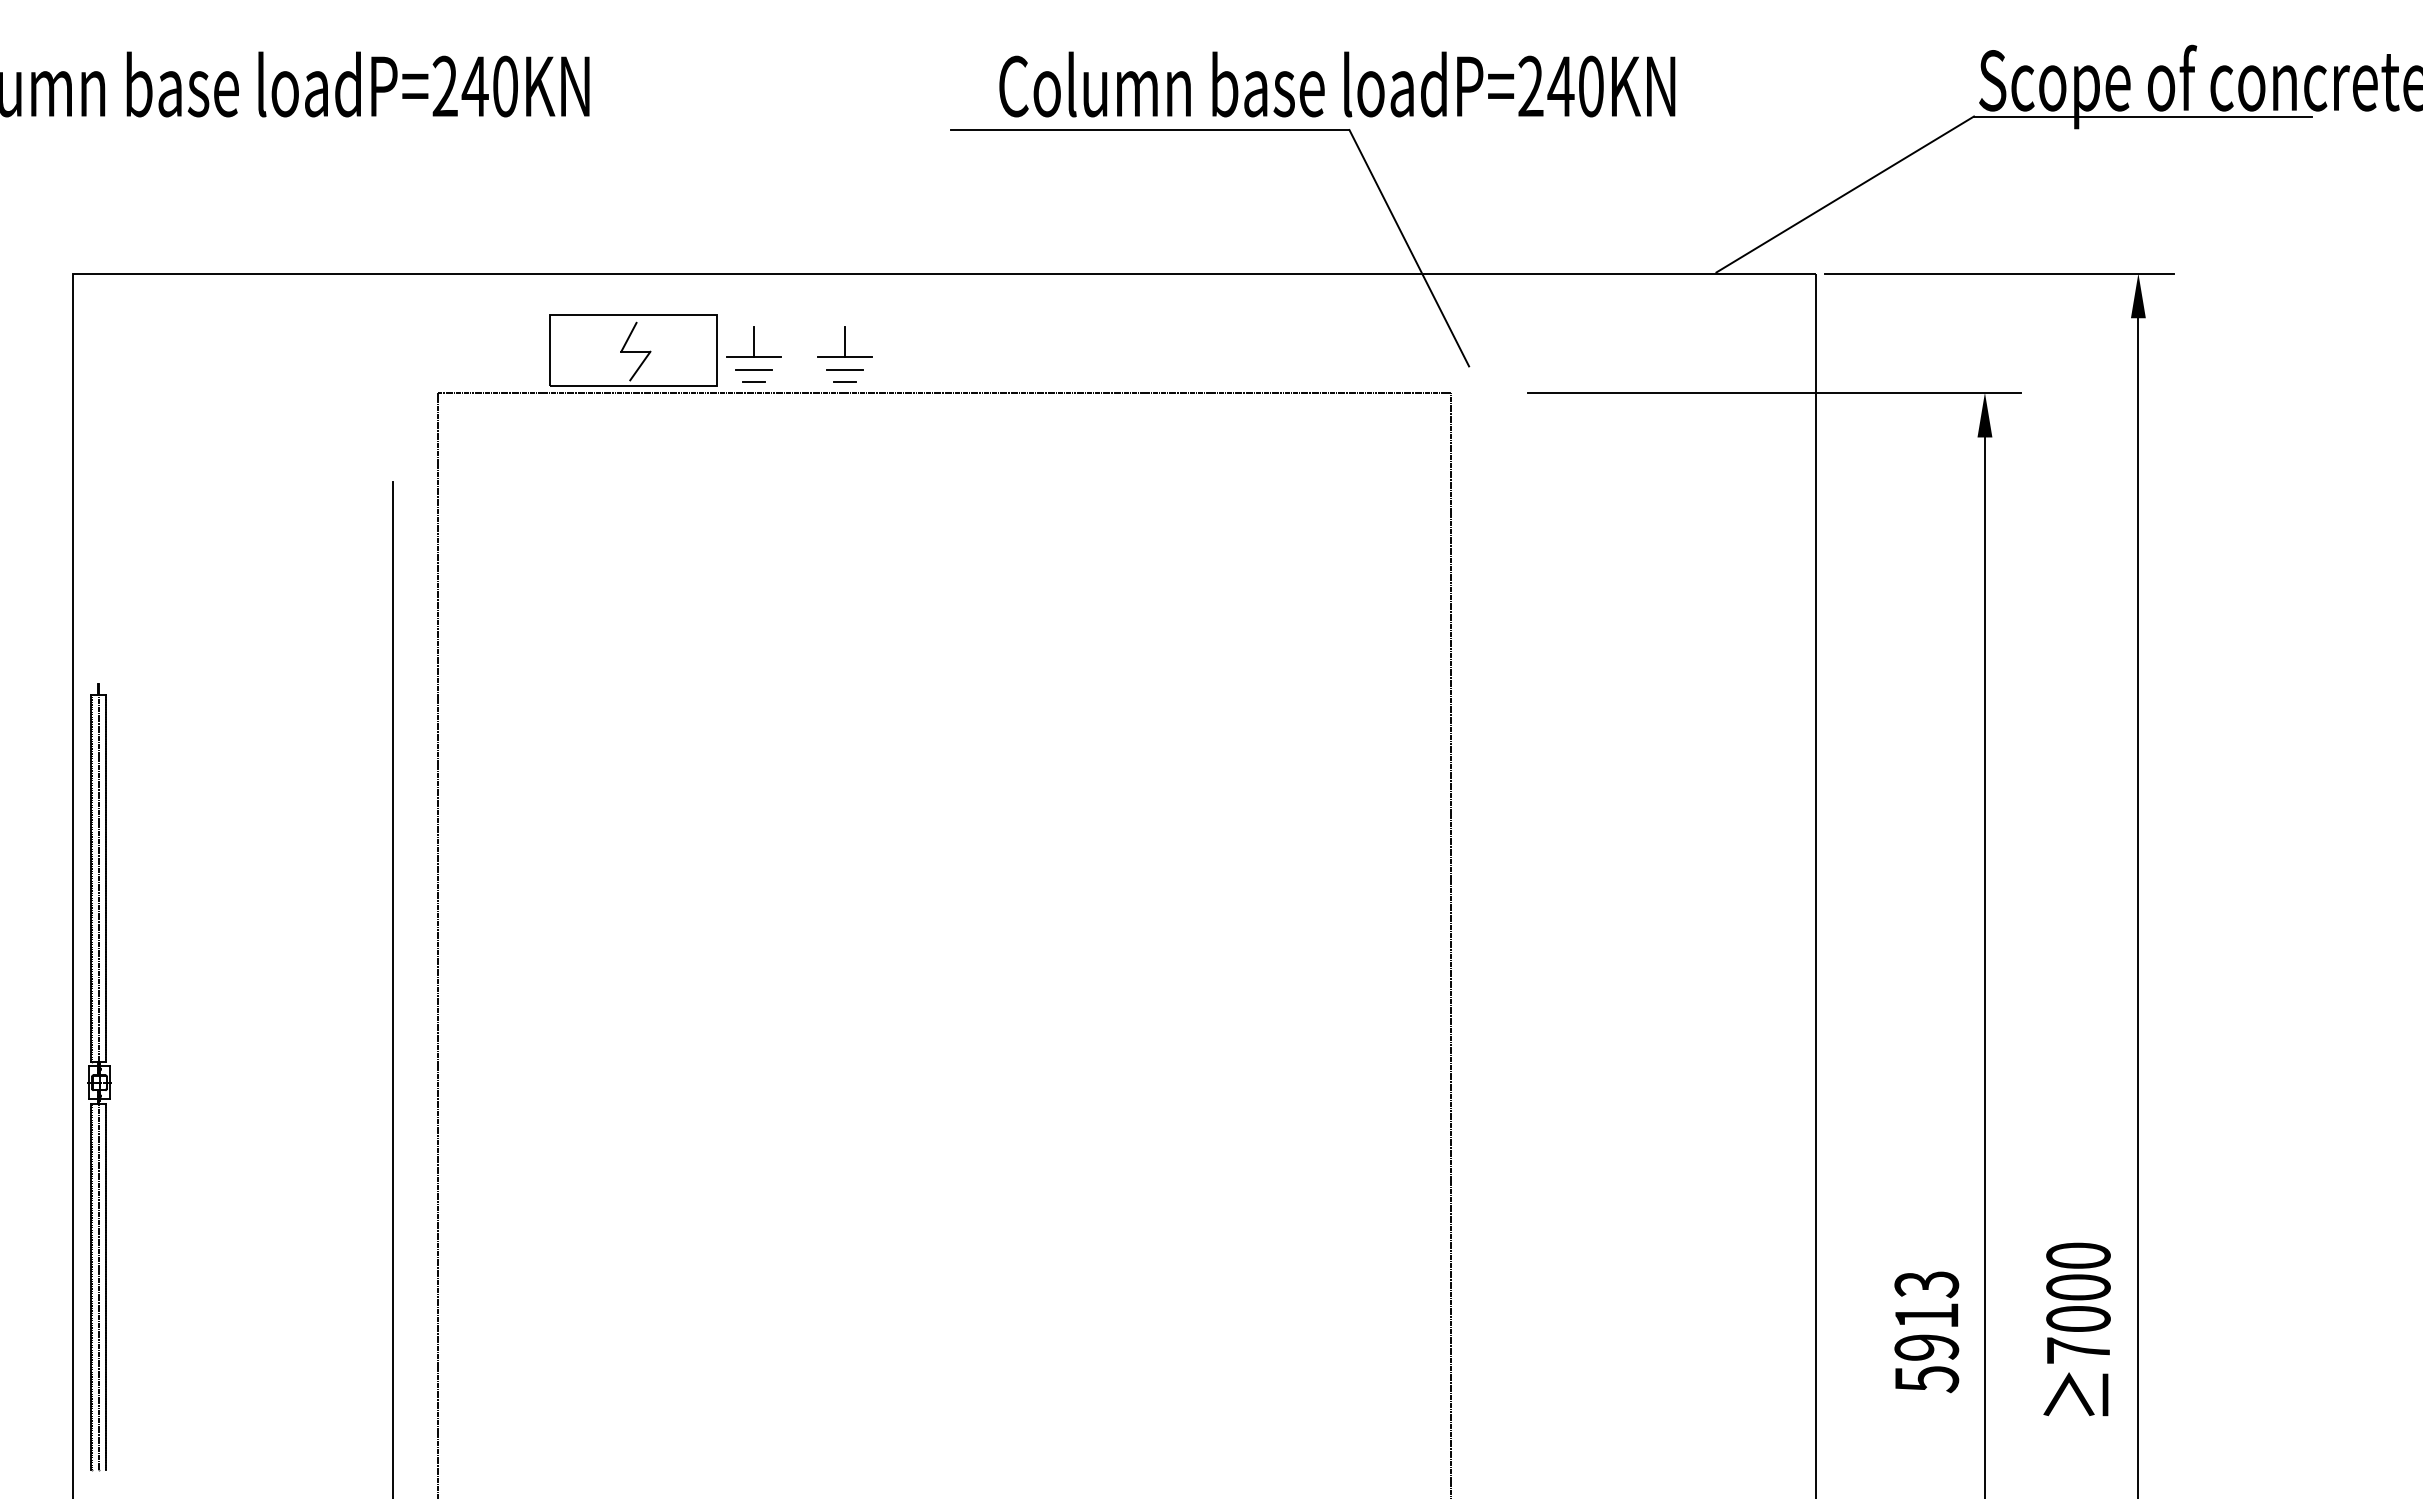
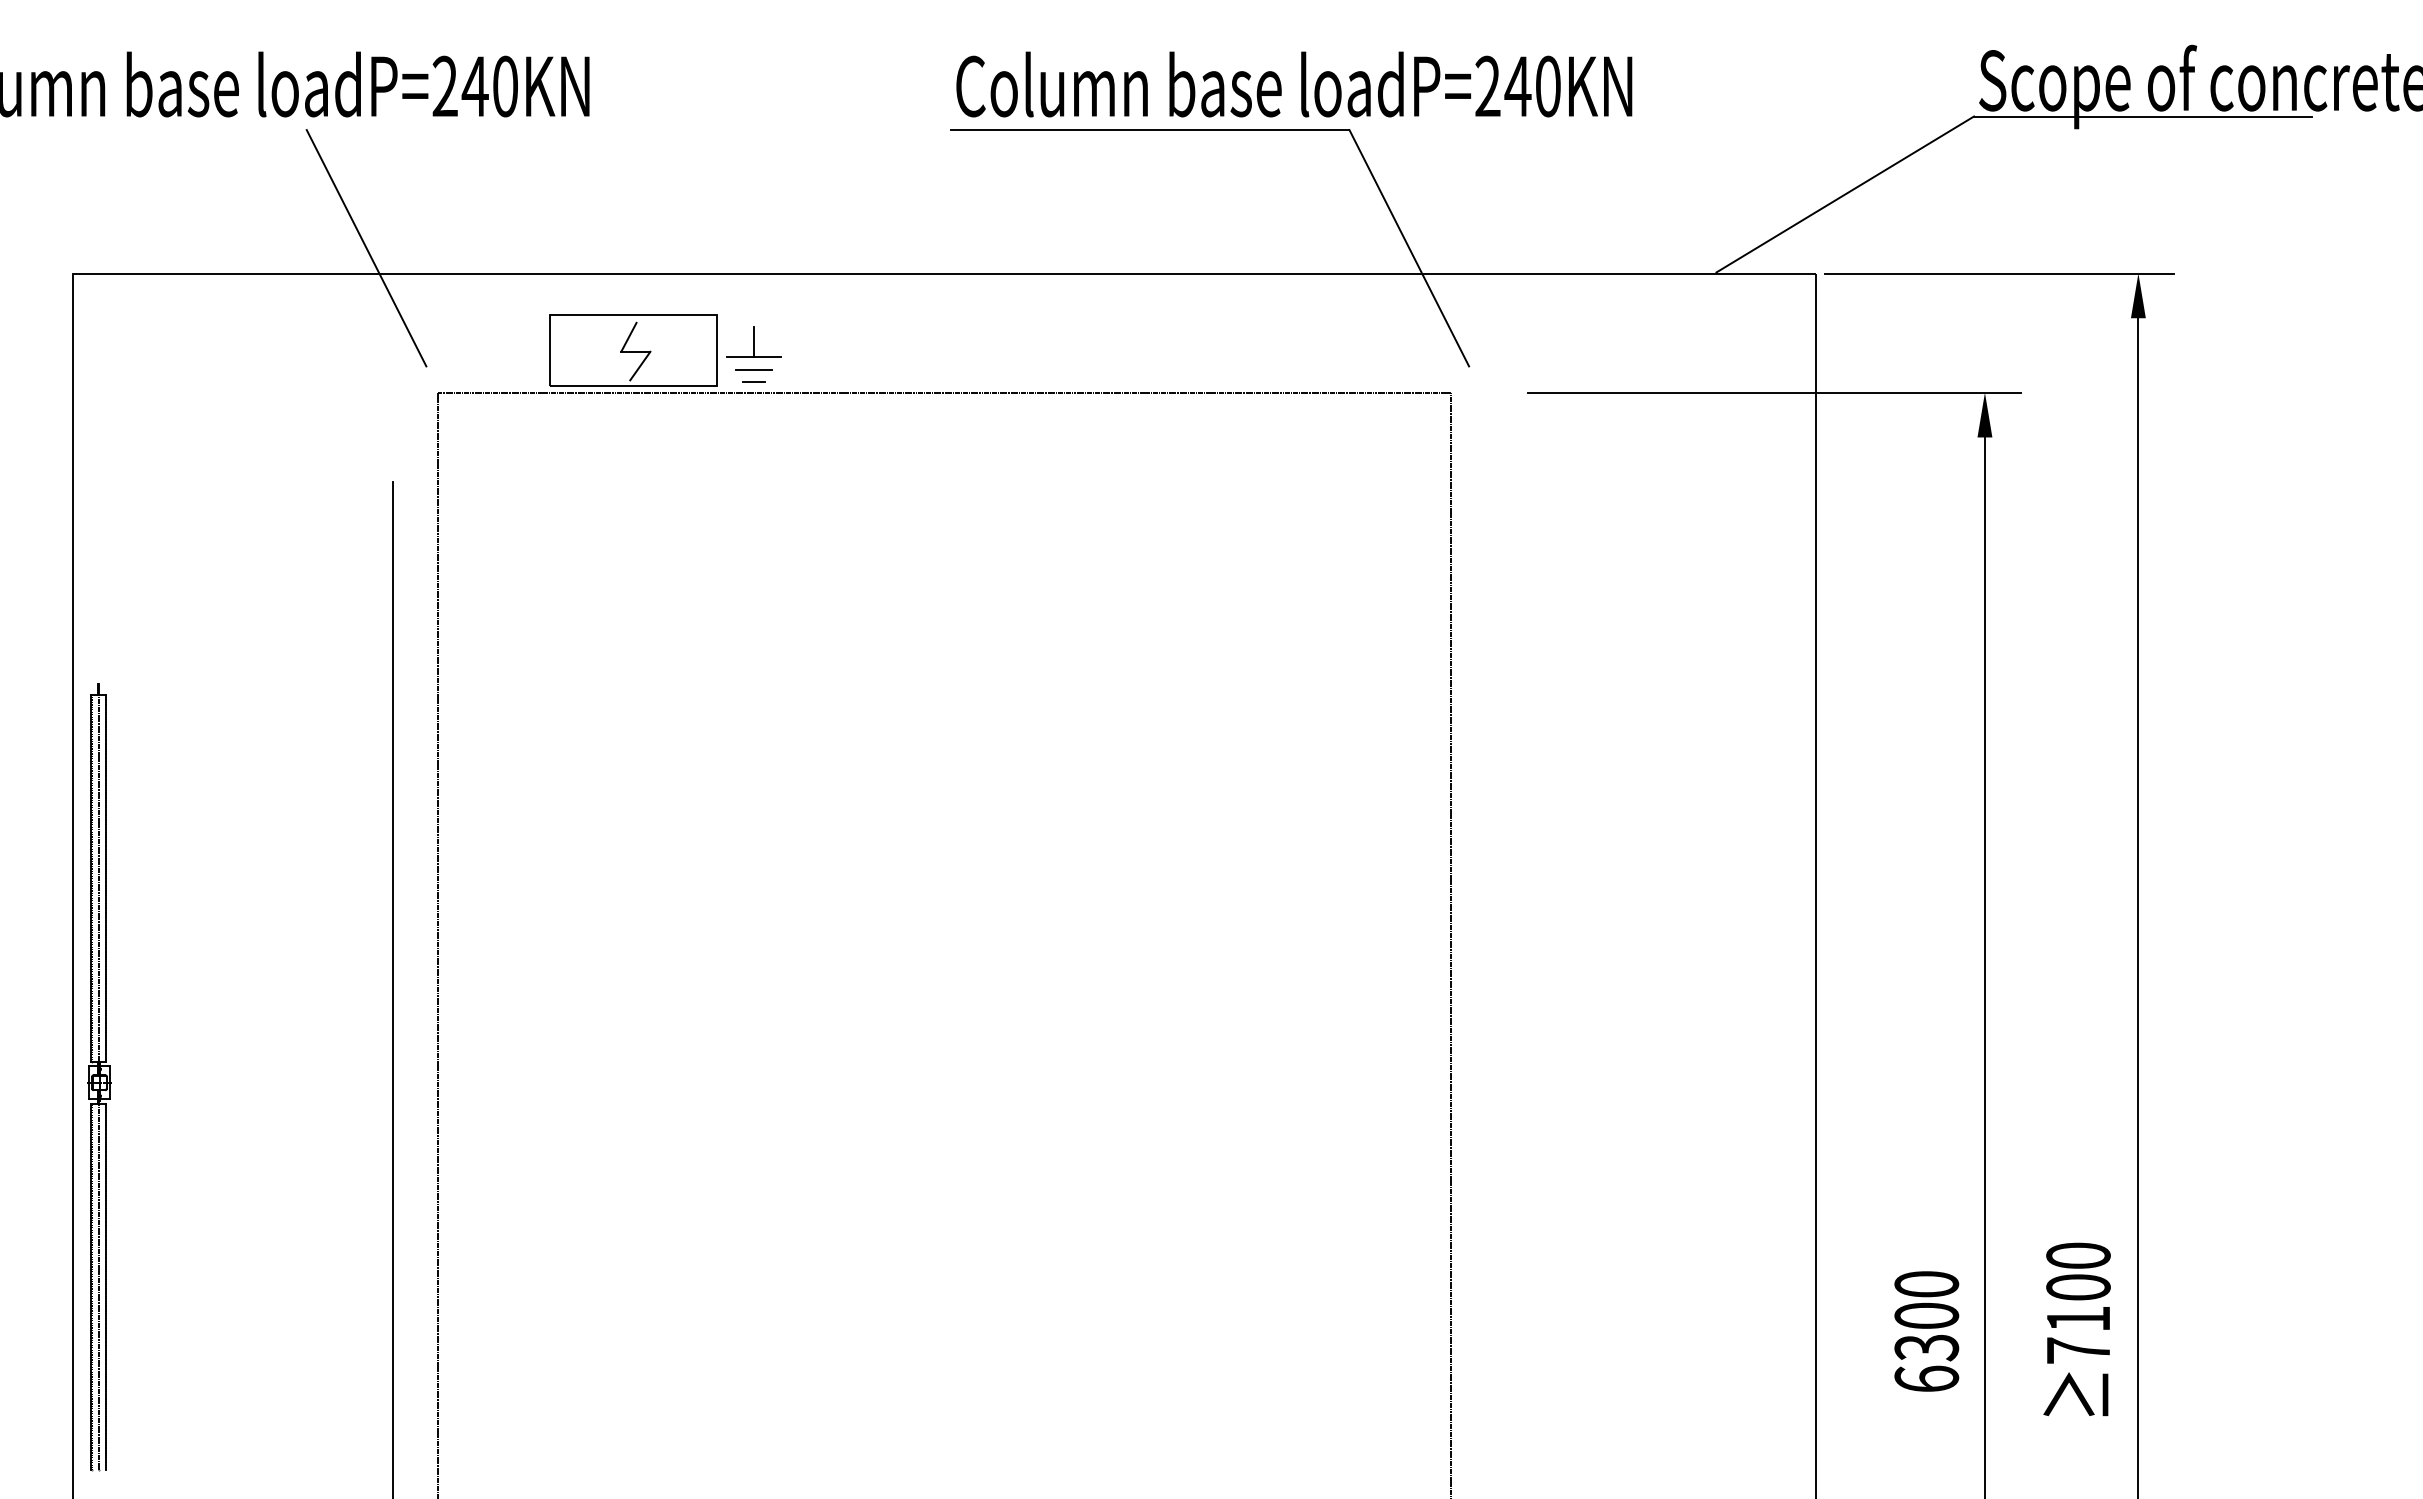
text position: (1337, 84) -> (1294, 84) (1294, 84)
line: none -> present (366, 248)
part: present -> none (844, 354)
text: 7000 -> 7100 (2078, 1318)
text: 5913 -> 6300 (1926, 1332)
